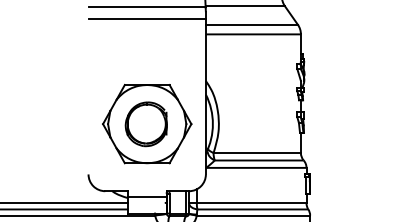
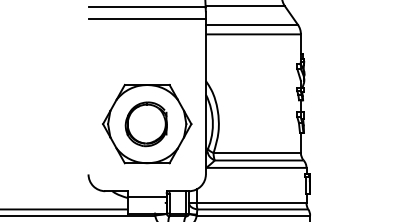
line: present -> none (64, 203)
